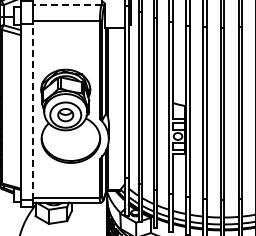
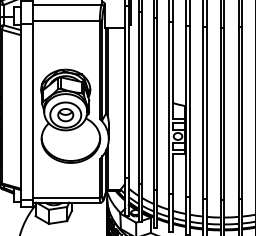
line: dashed -> solid (66, 4)
line: dashed -> solid (32, 111)
